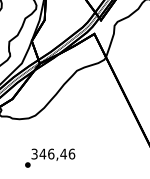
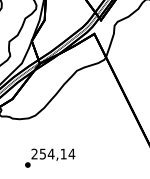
text: 346,46 -> 254,14 (53, 153)
